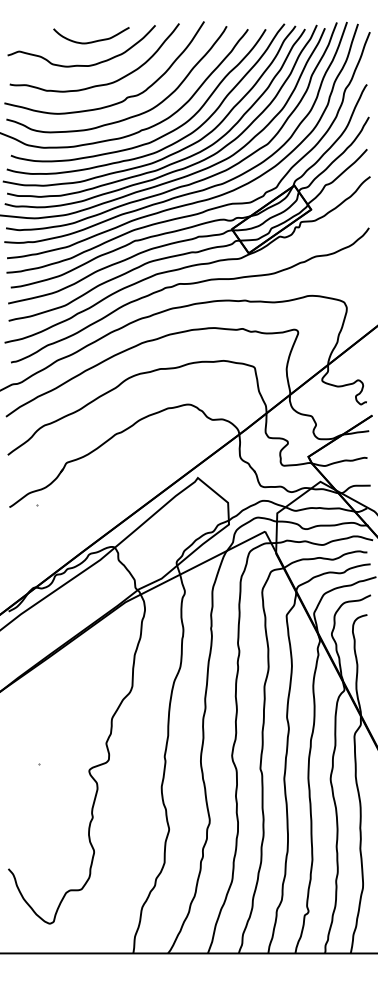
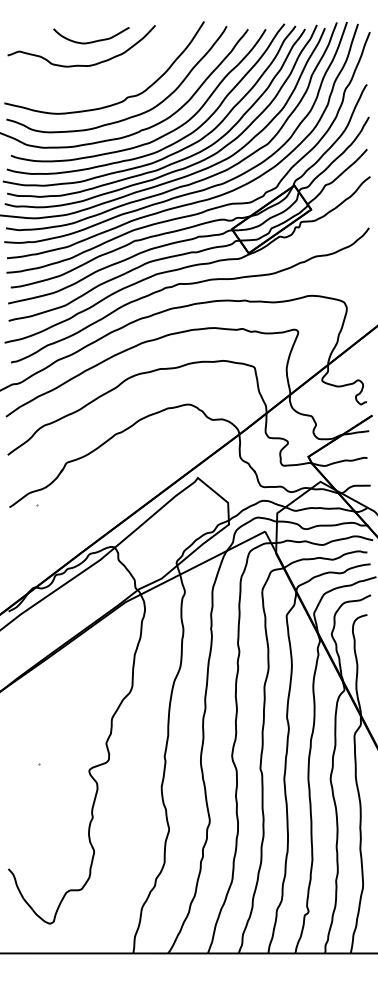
curve: present -> none (98, 84)
